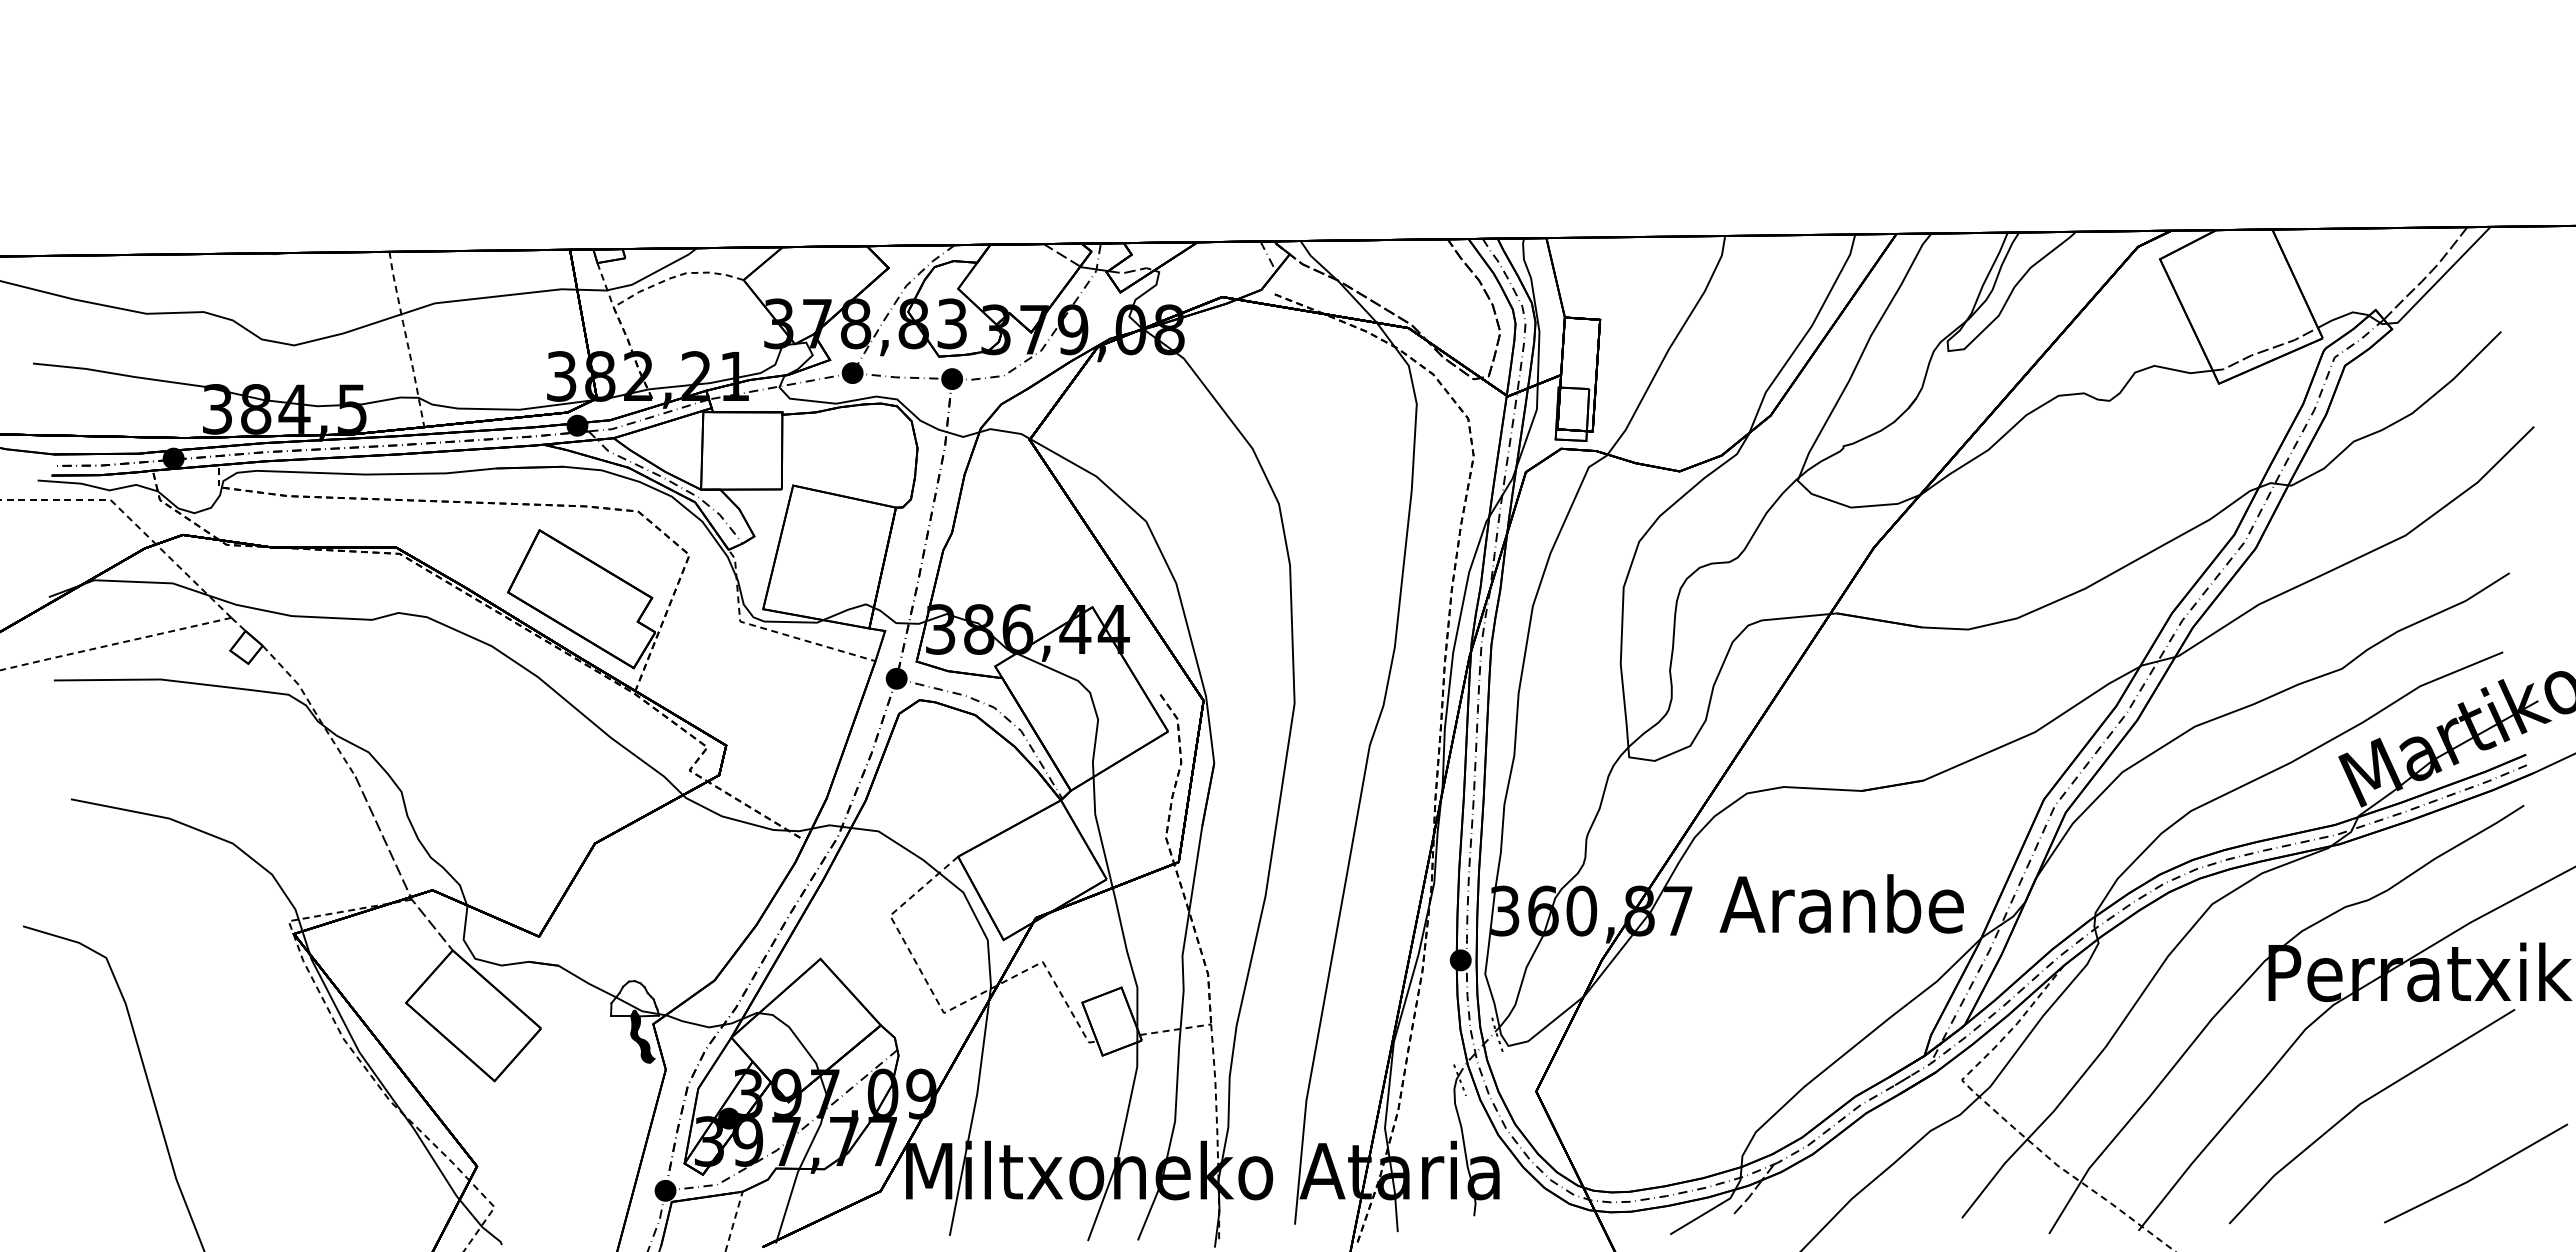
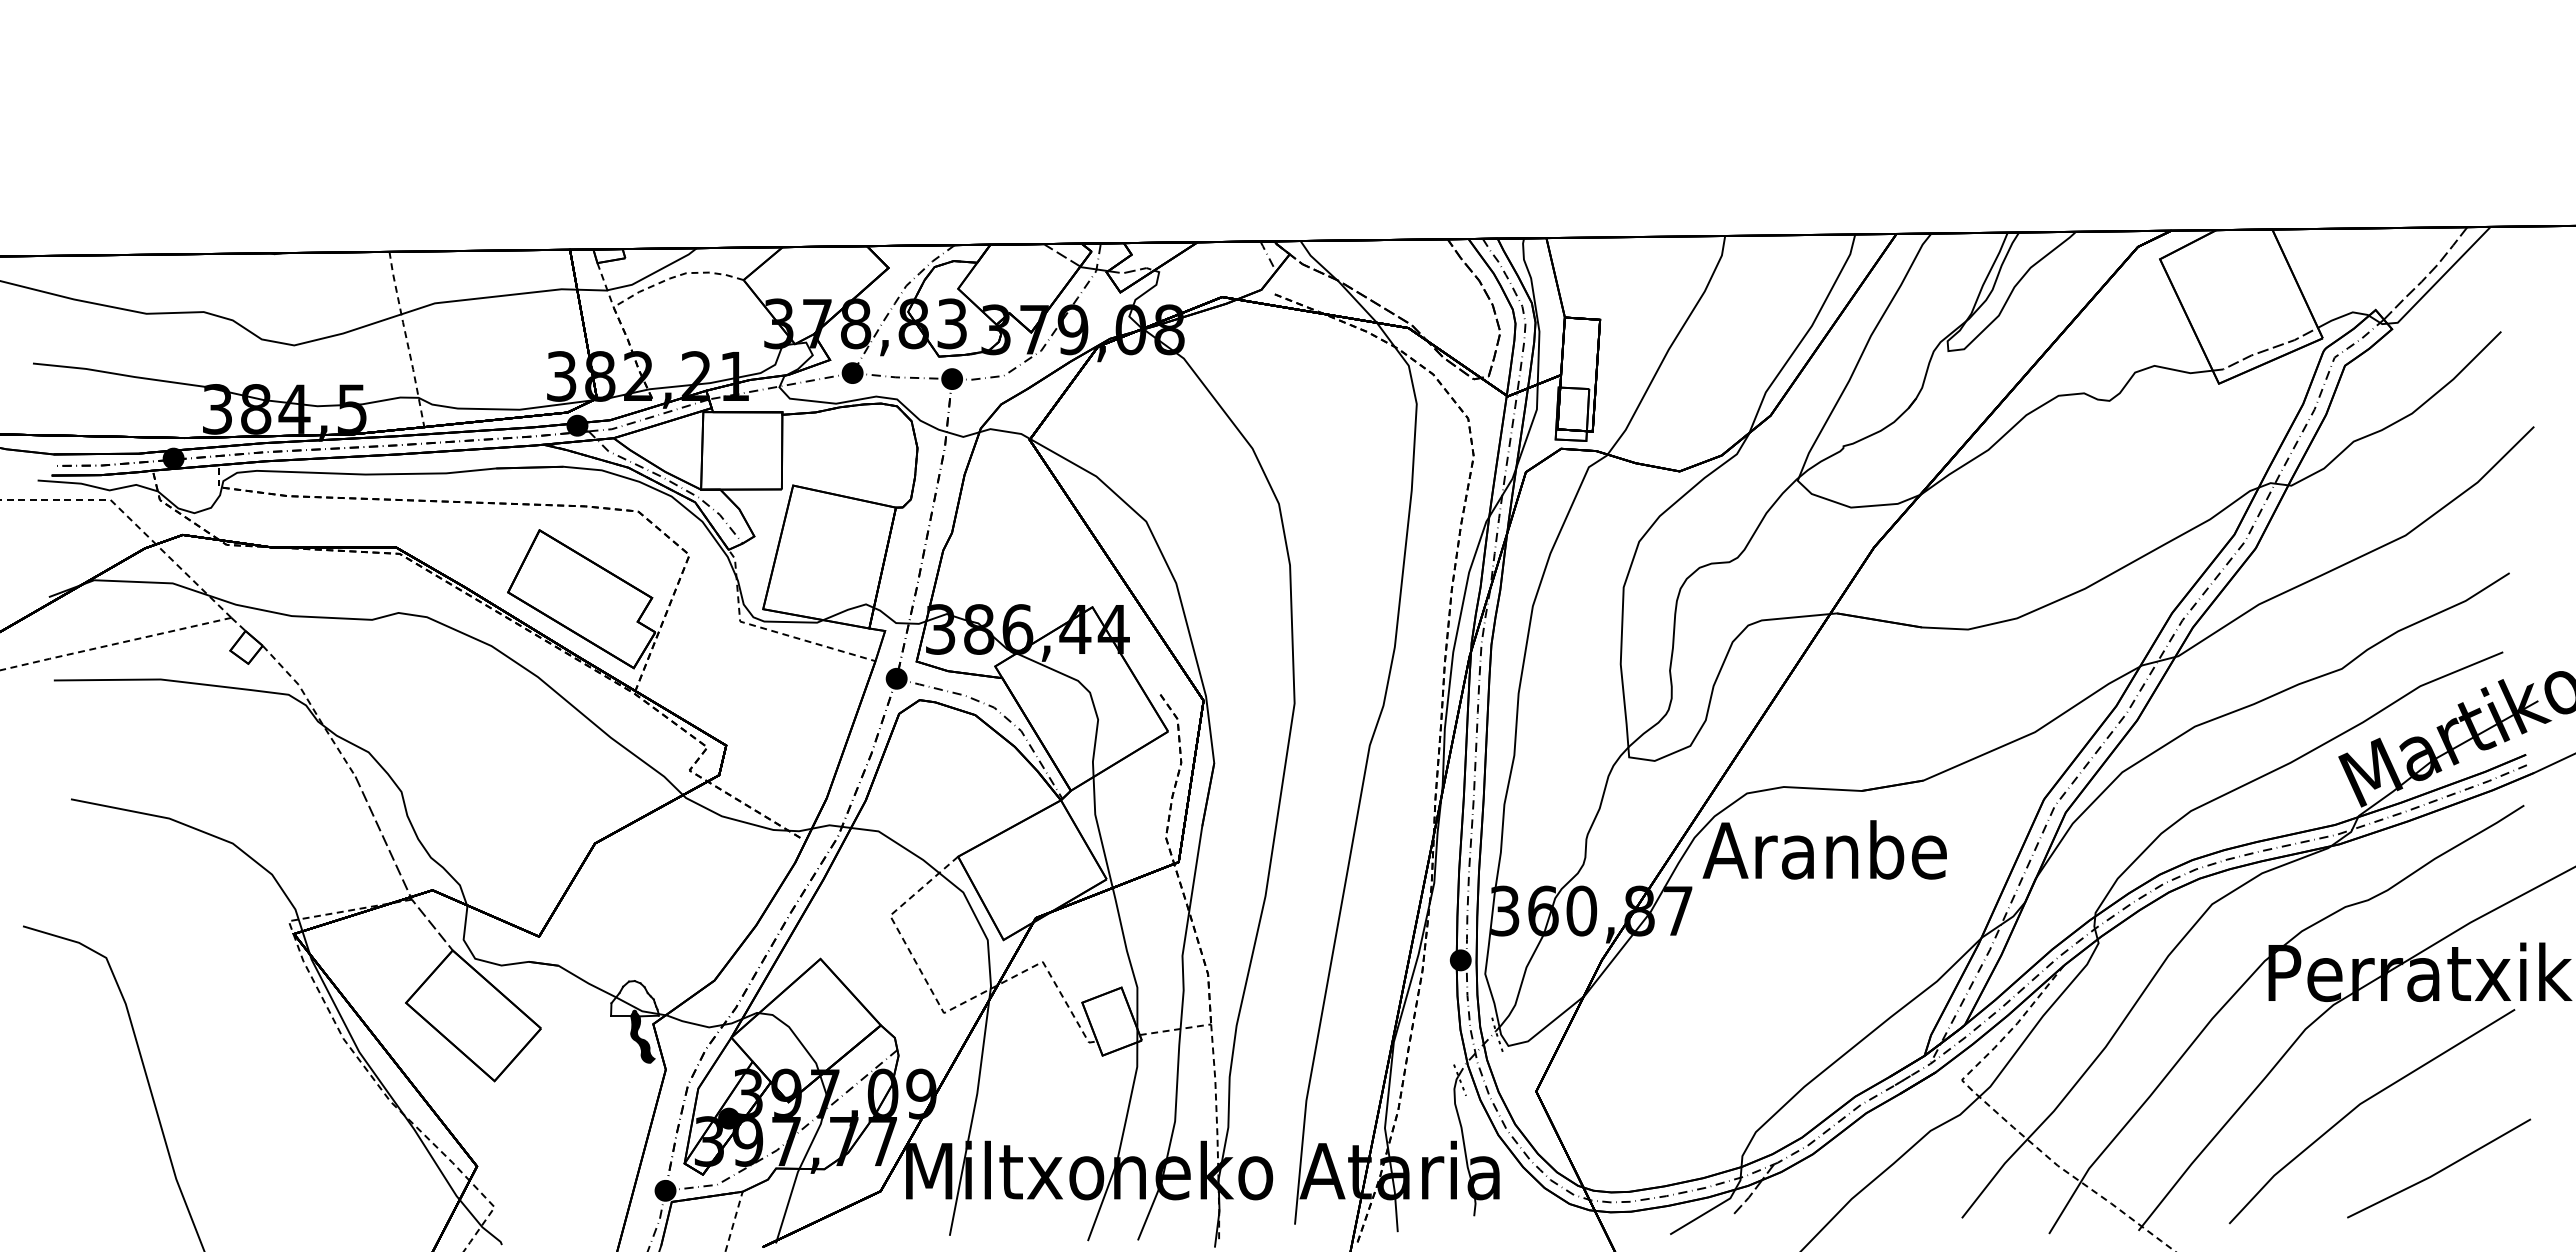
text position: (1841, 903) -> (1824, 849) (1824, 849)
line position: (2476, 1175) -> (2439, 1170) (2439, 1170)
